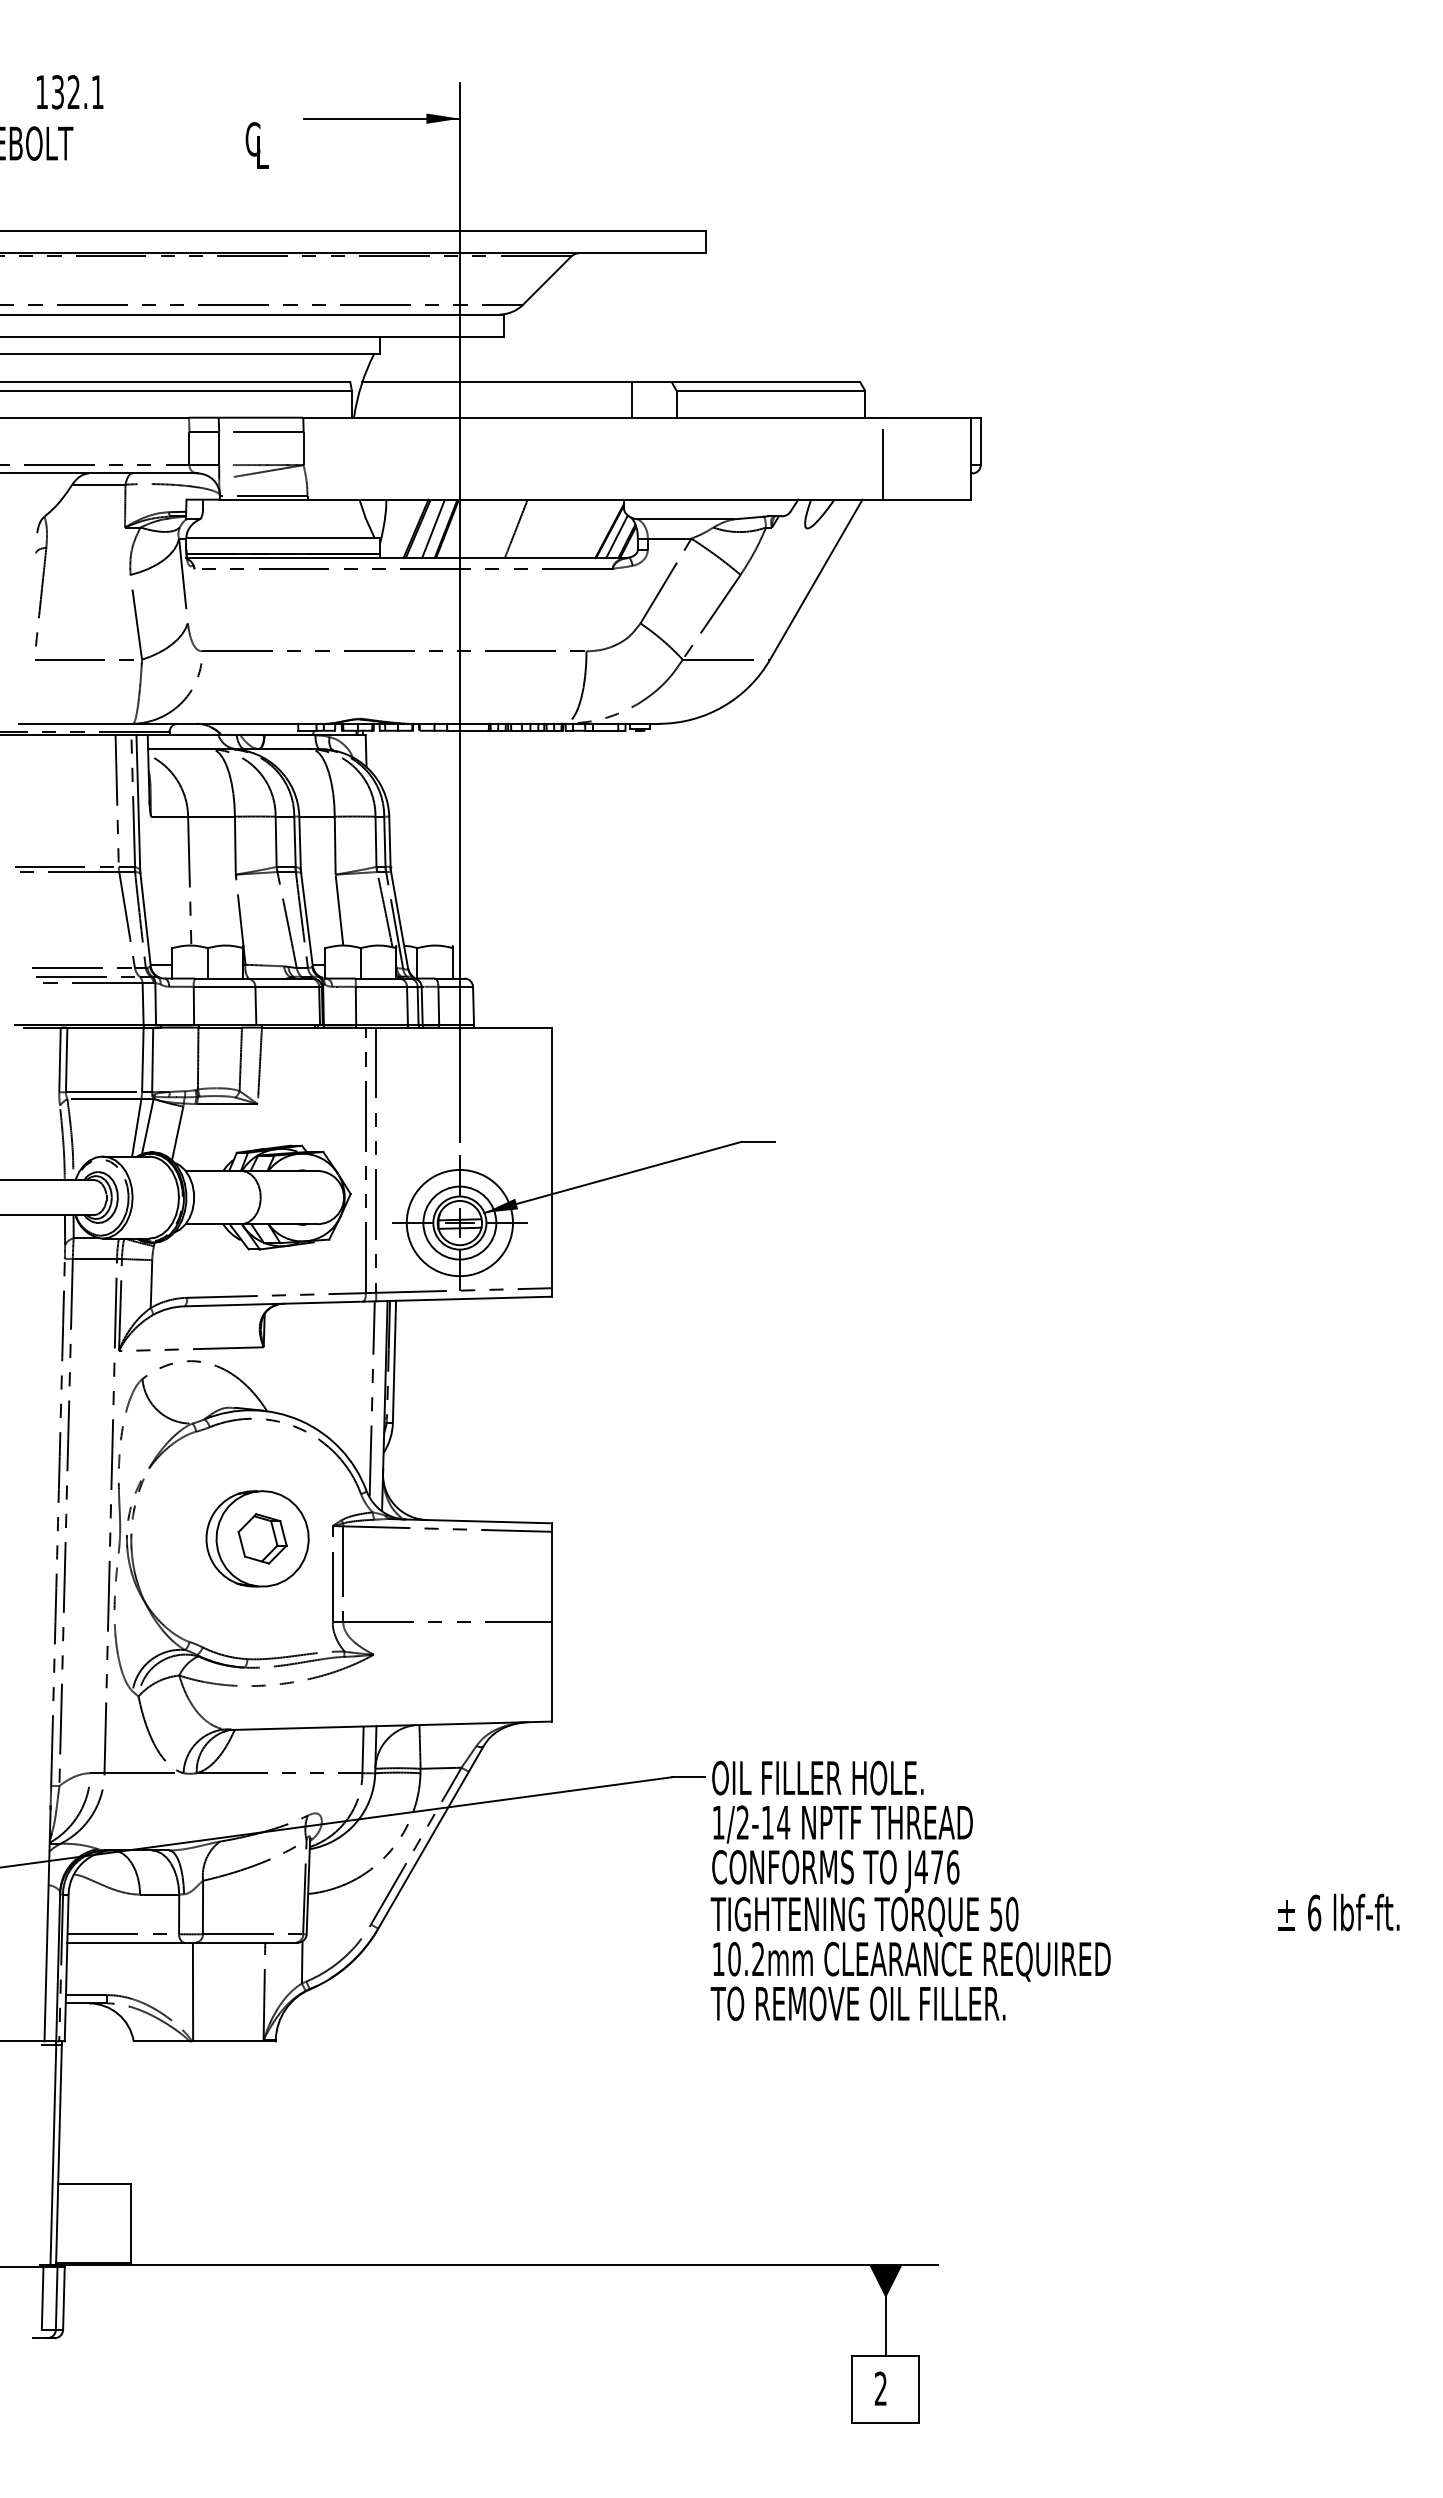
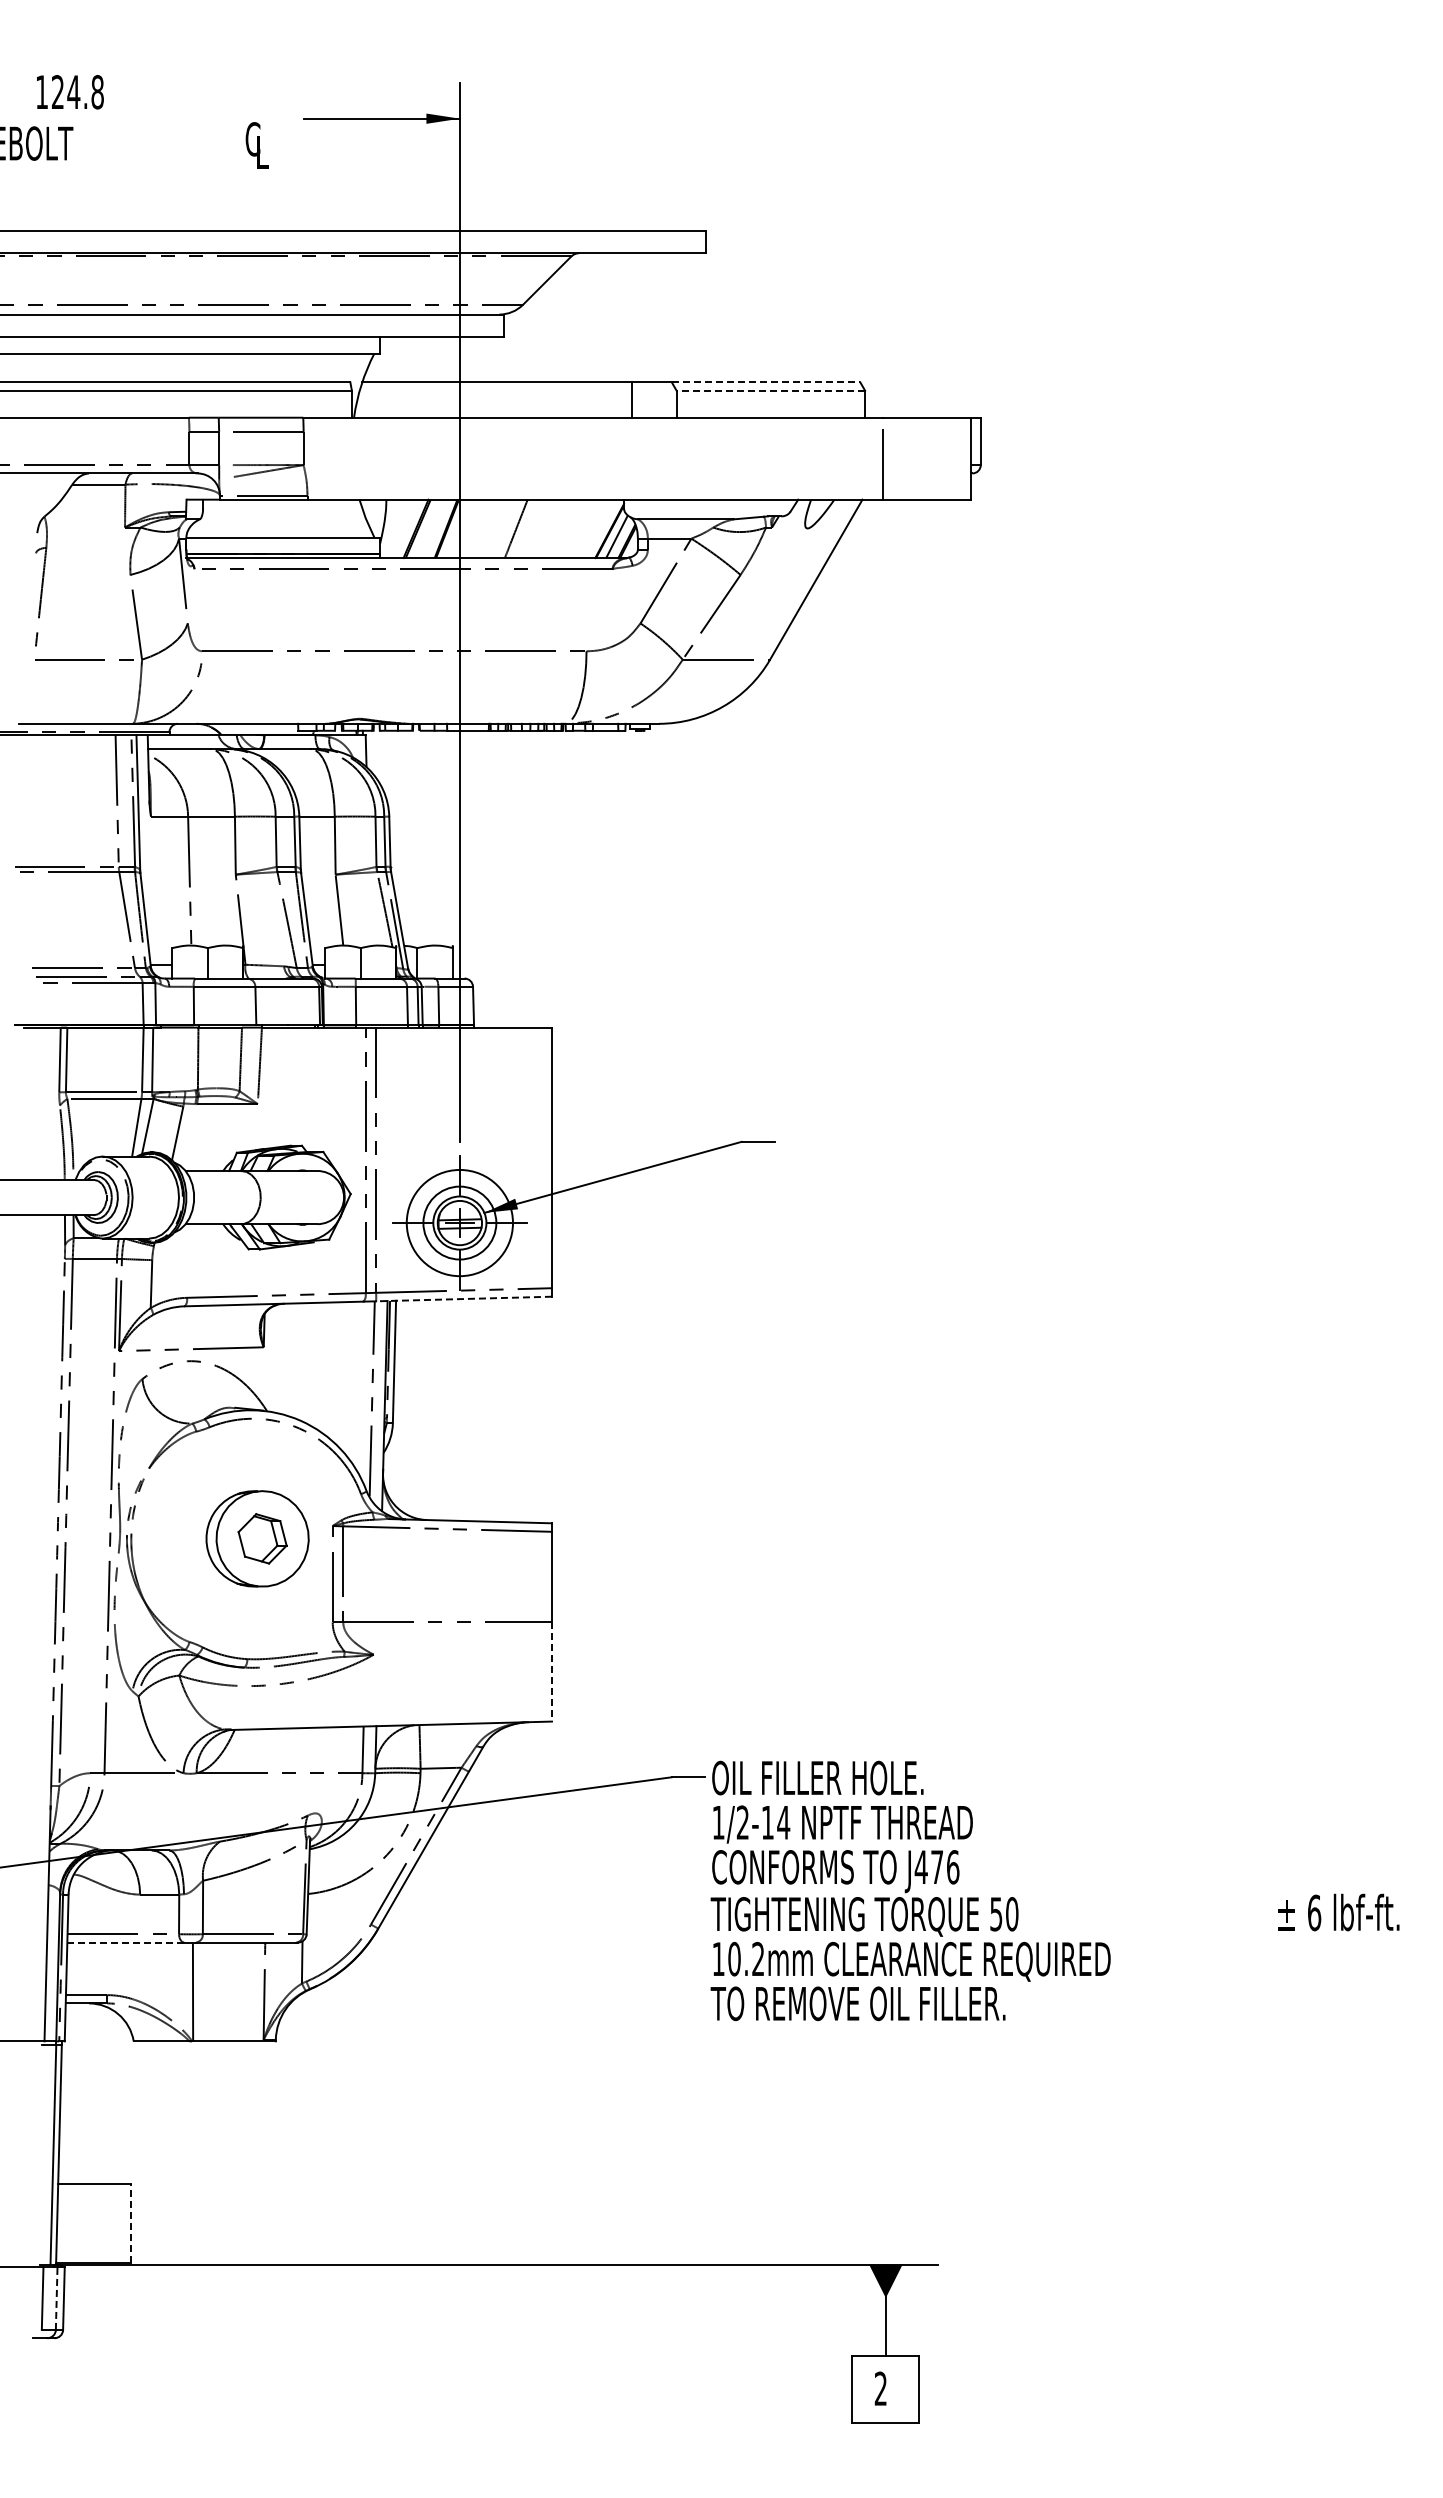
text: 132.1 -> 124.8 (77, 92)
line: solid -> dashed (766, 382)
line: solid -> dashed (770, 390)
line: present -> none (433, 528)
line: solid -> dashed (464, 1299)
line: solid -> dashed (551, 1672)
line: solid -> dashed (125, 1942)
line: solid -> dashed (130, 2223)
line: solid -> dashed (56, 2298)
